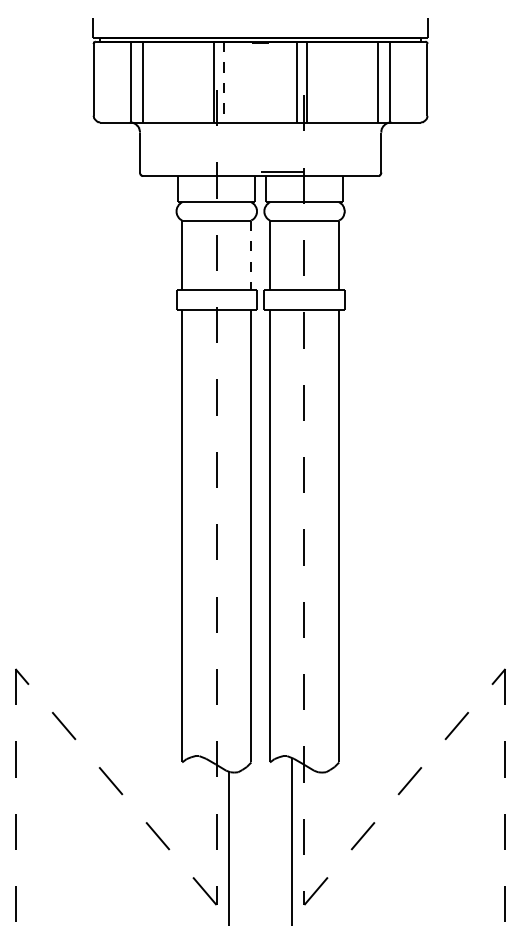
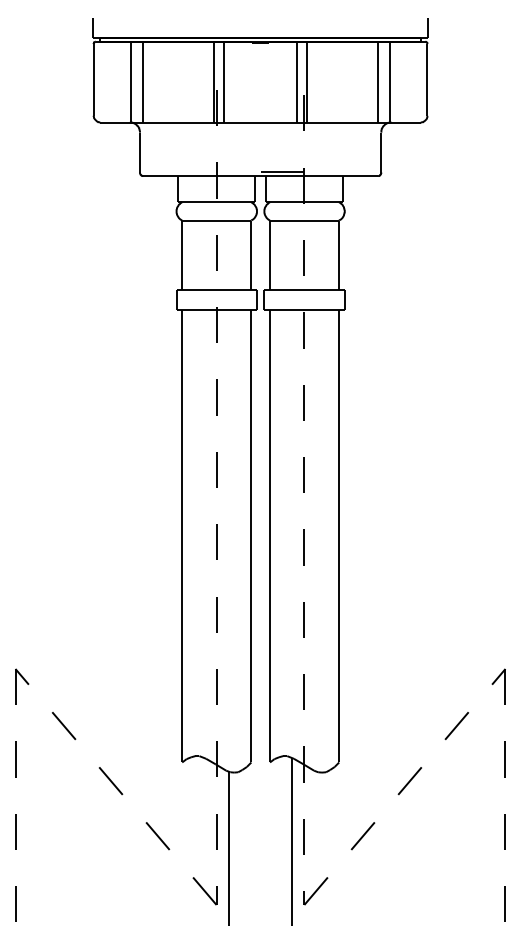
line: dashed -> solid (224, 82)
line: dashed -> solid (251, 255)
